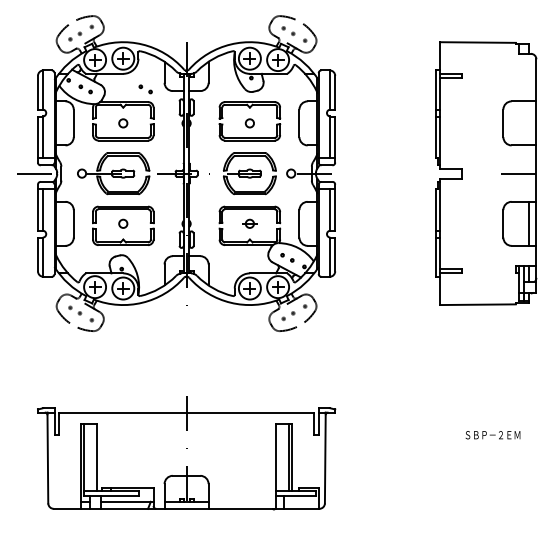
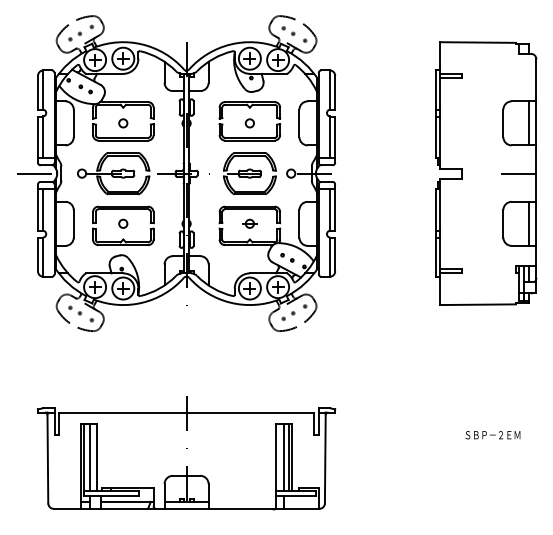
part: present -> none (145, 89)
line: none -> present (529, 123)
line: none -> present (89, 456)
line: none -> present (283, 456)
